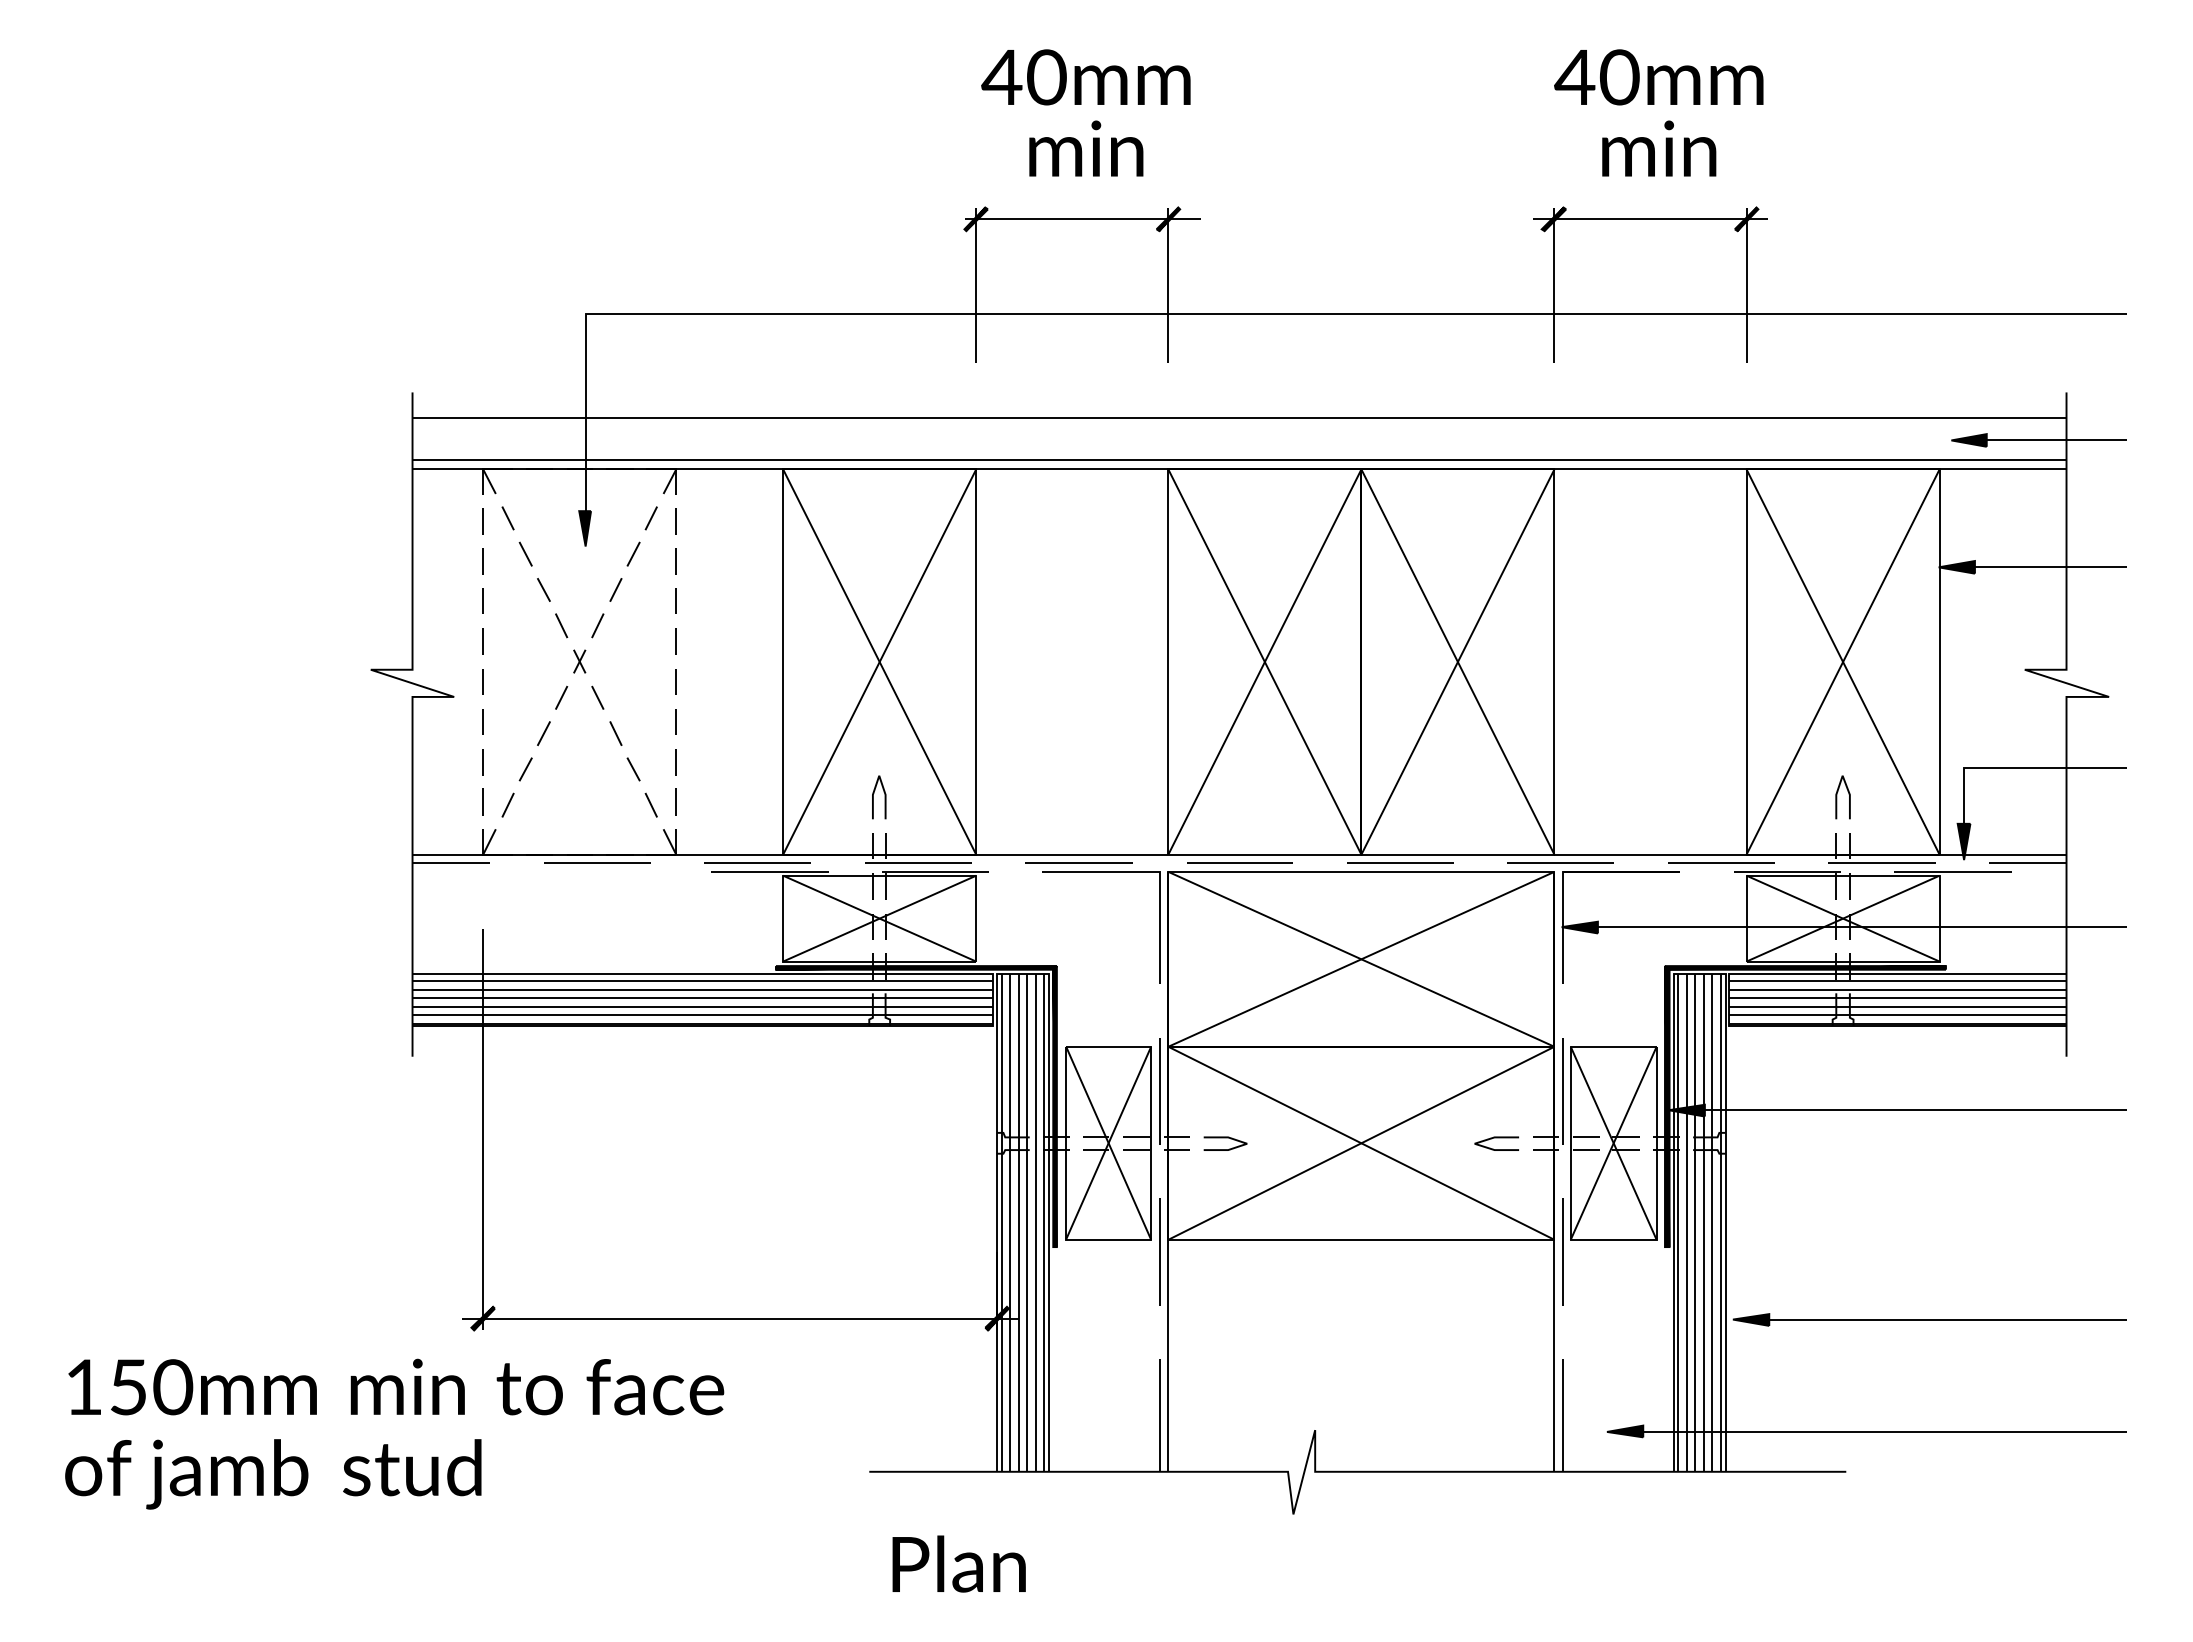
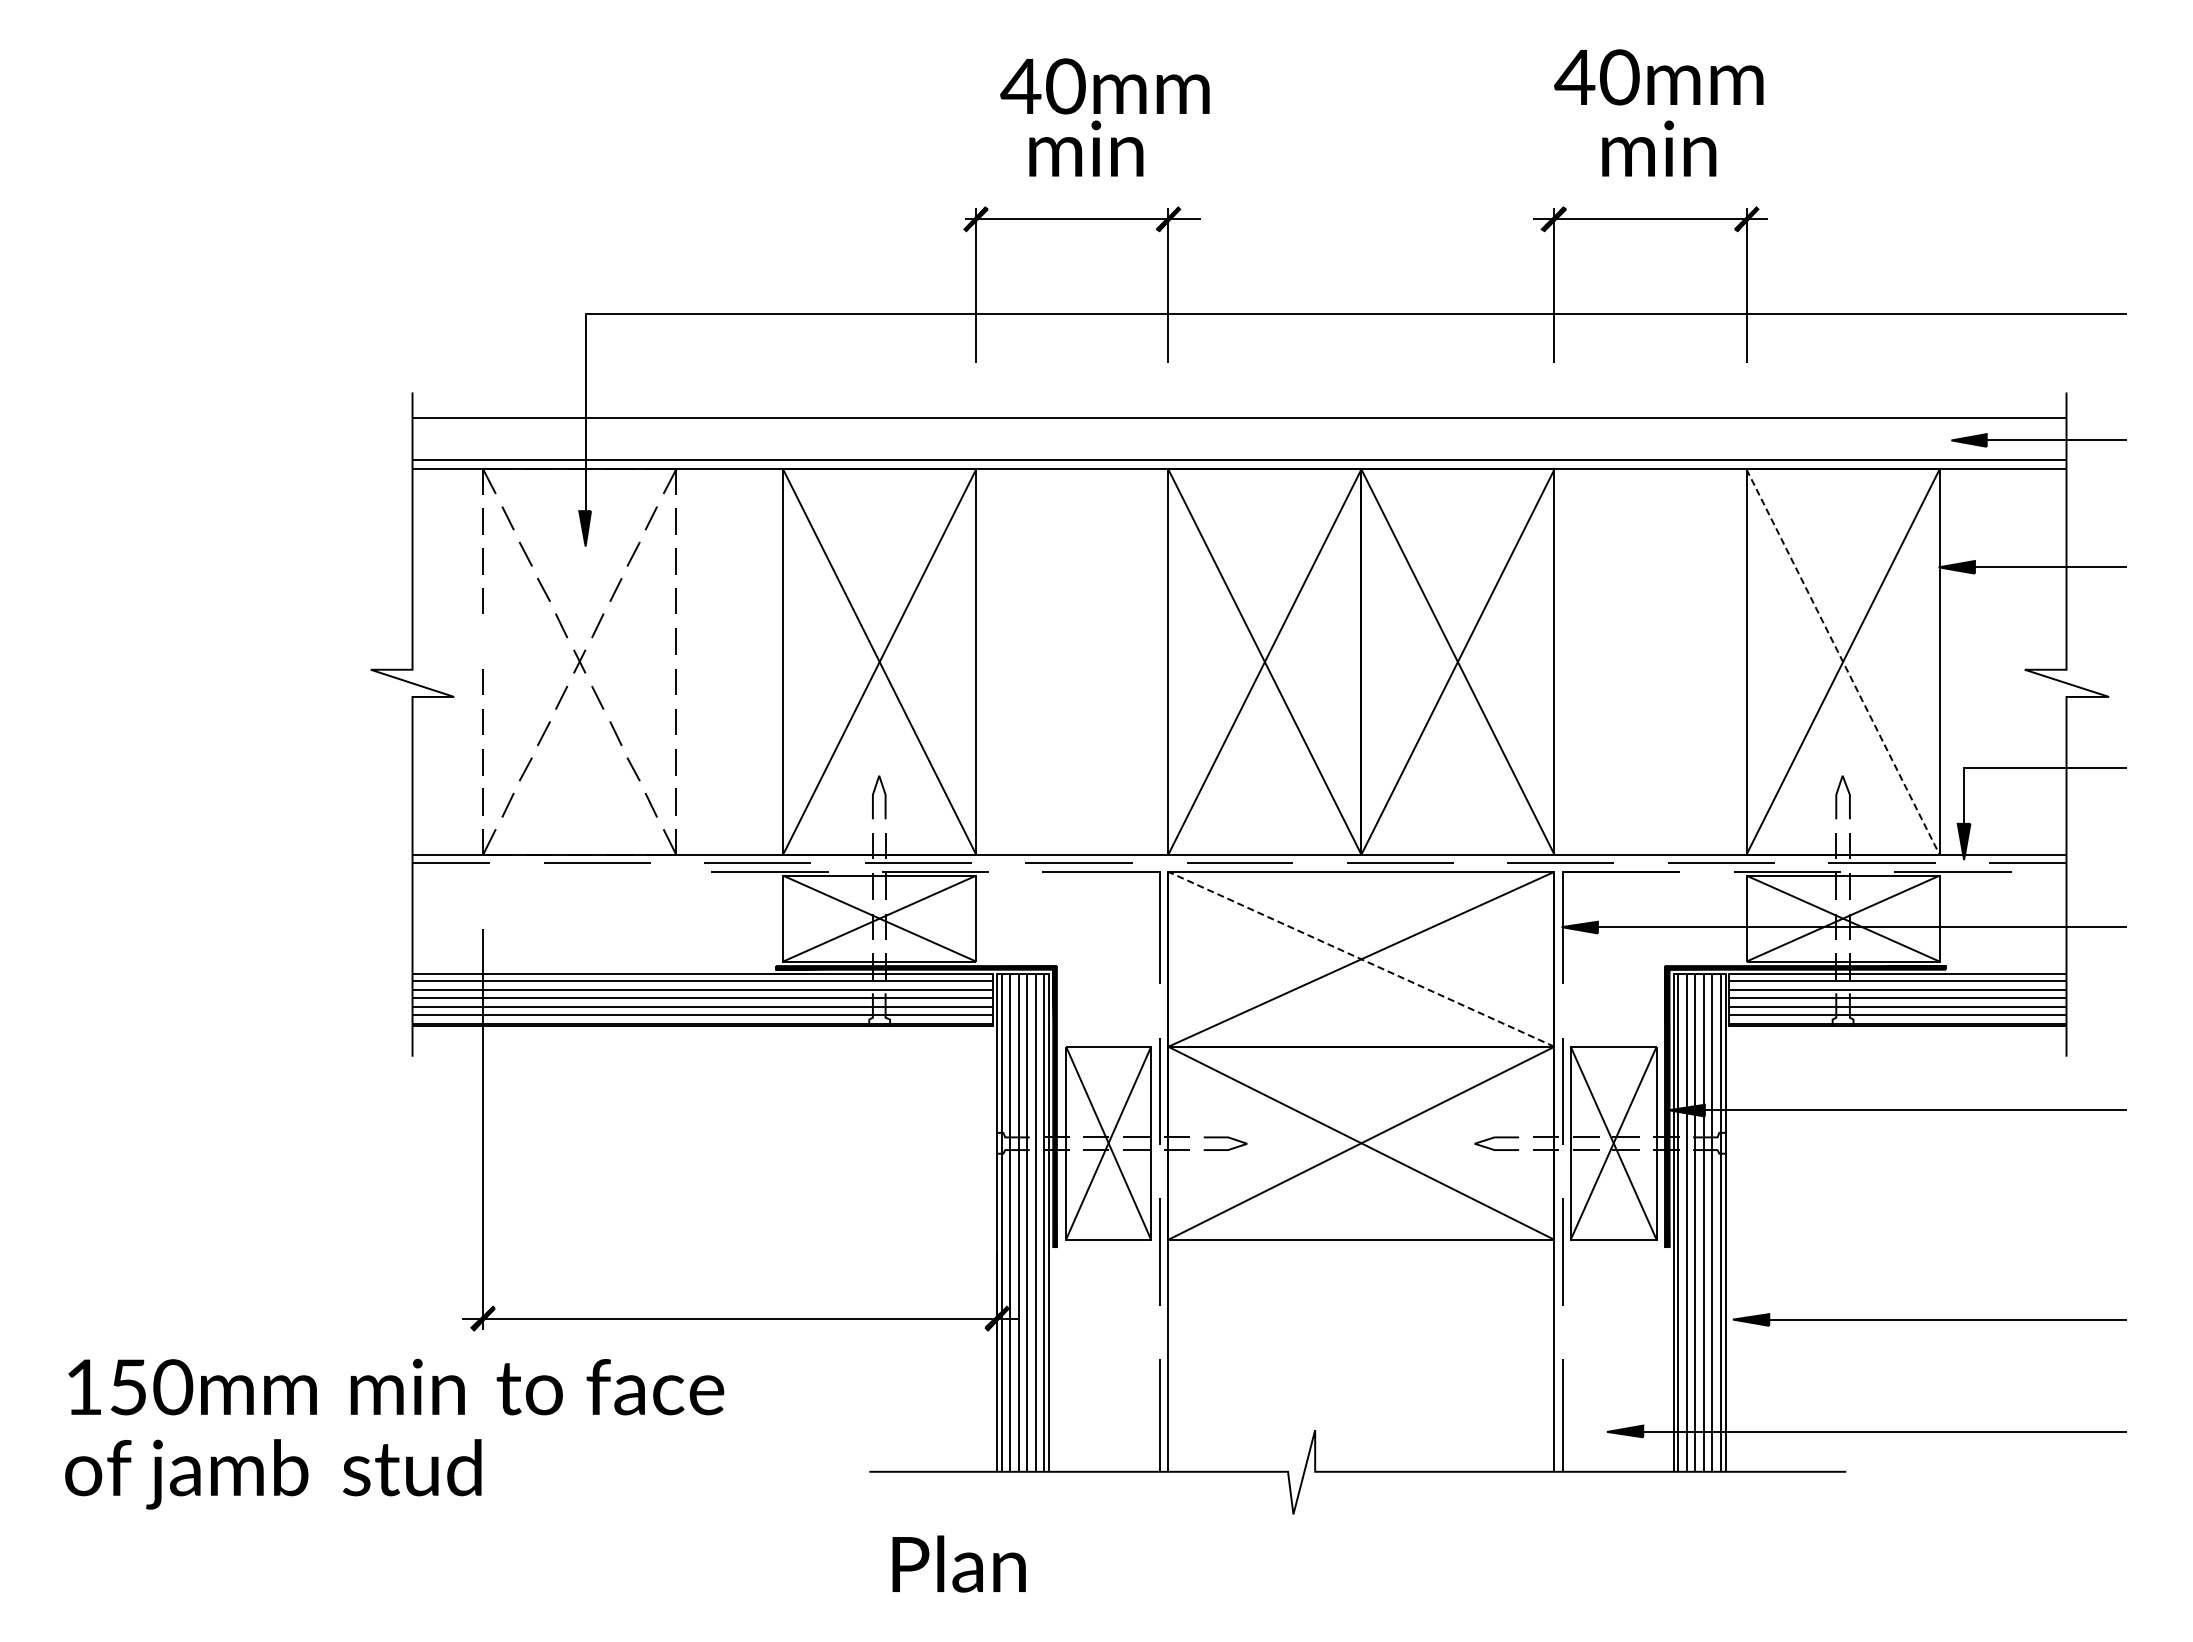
text position: (1085, 77) -> (1104, 86) (1104, 86)
line: present -> none (482, 641)
line: solid -> dashed (1843, 662)
line: solid -> dashed (1361, 959)
